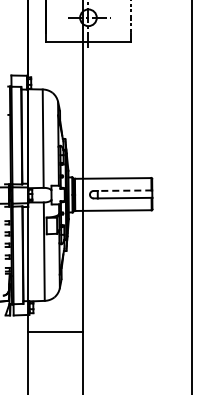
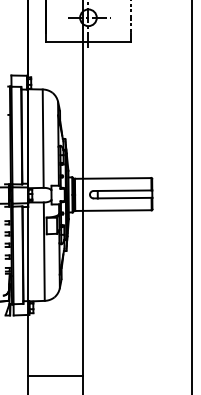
line: dashed -> solid (124, 190)
line position: (54, 331) -> (54, 375) (54, 375)
